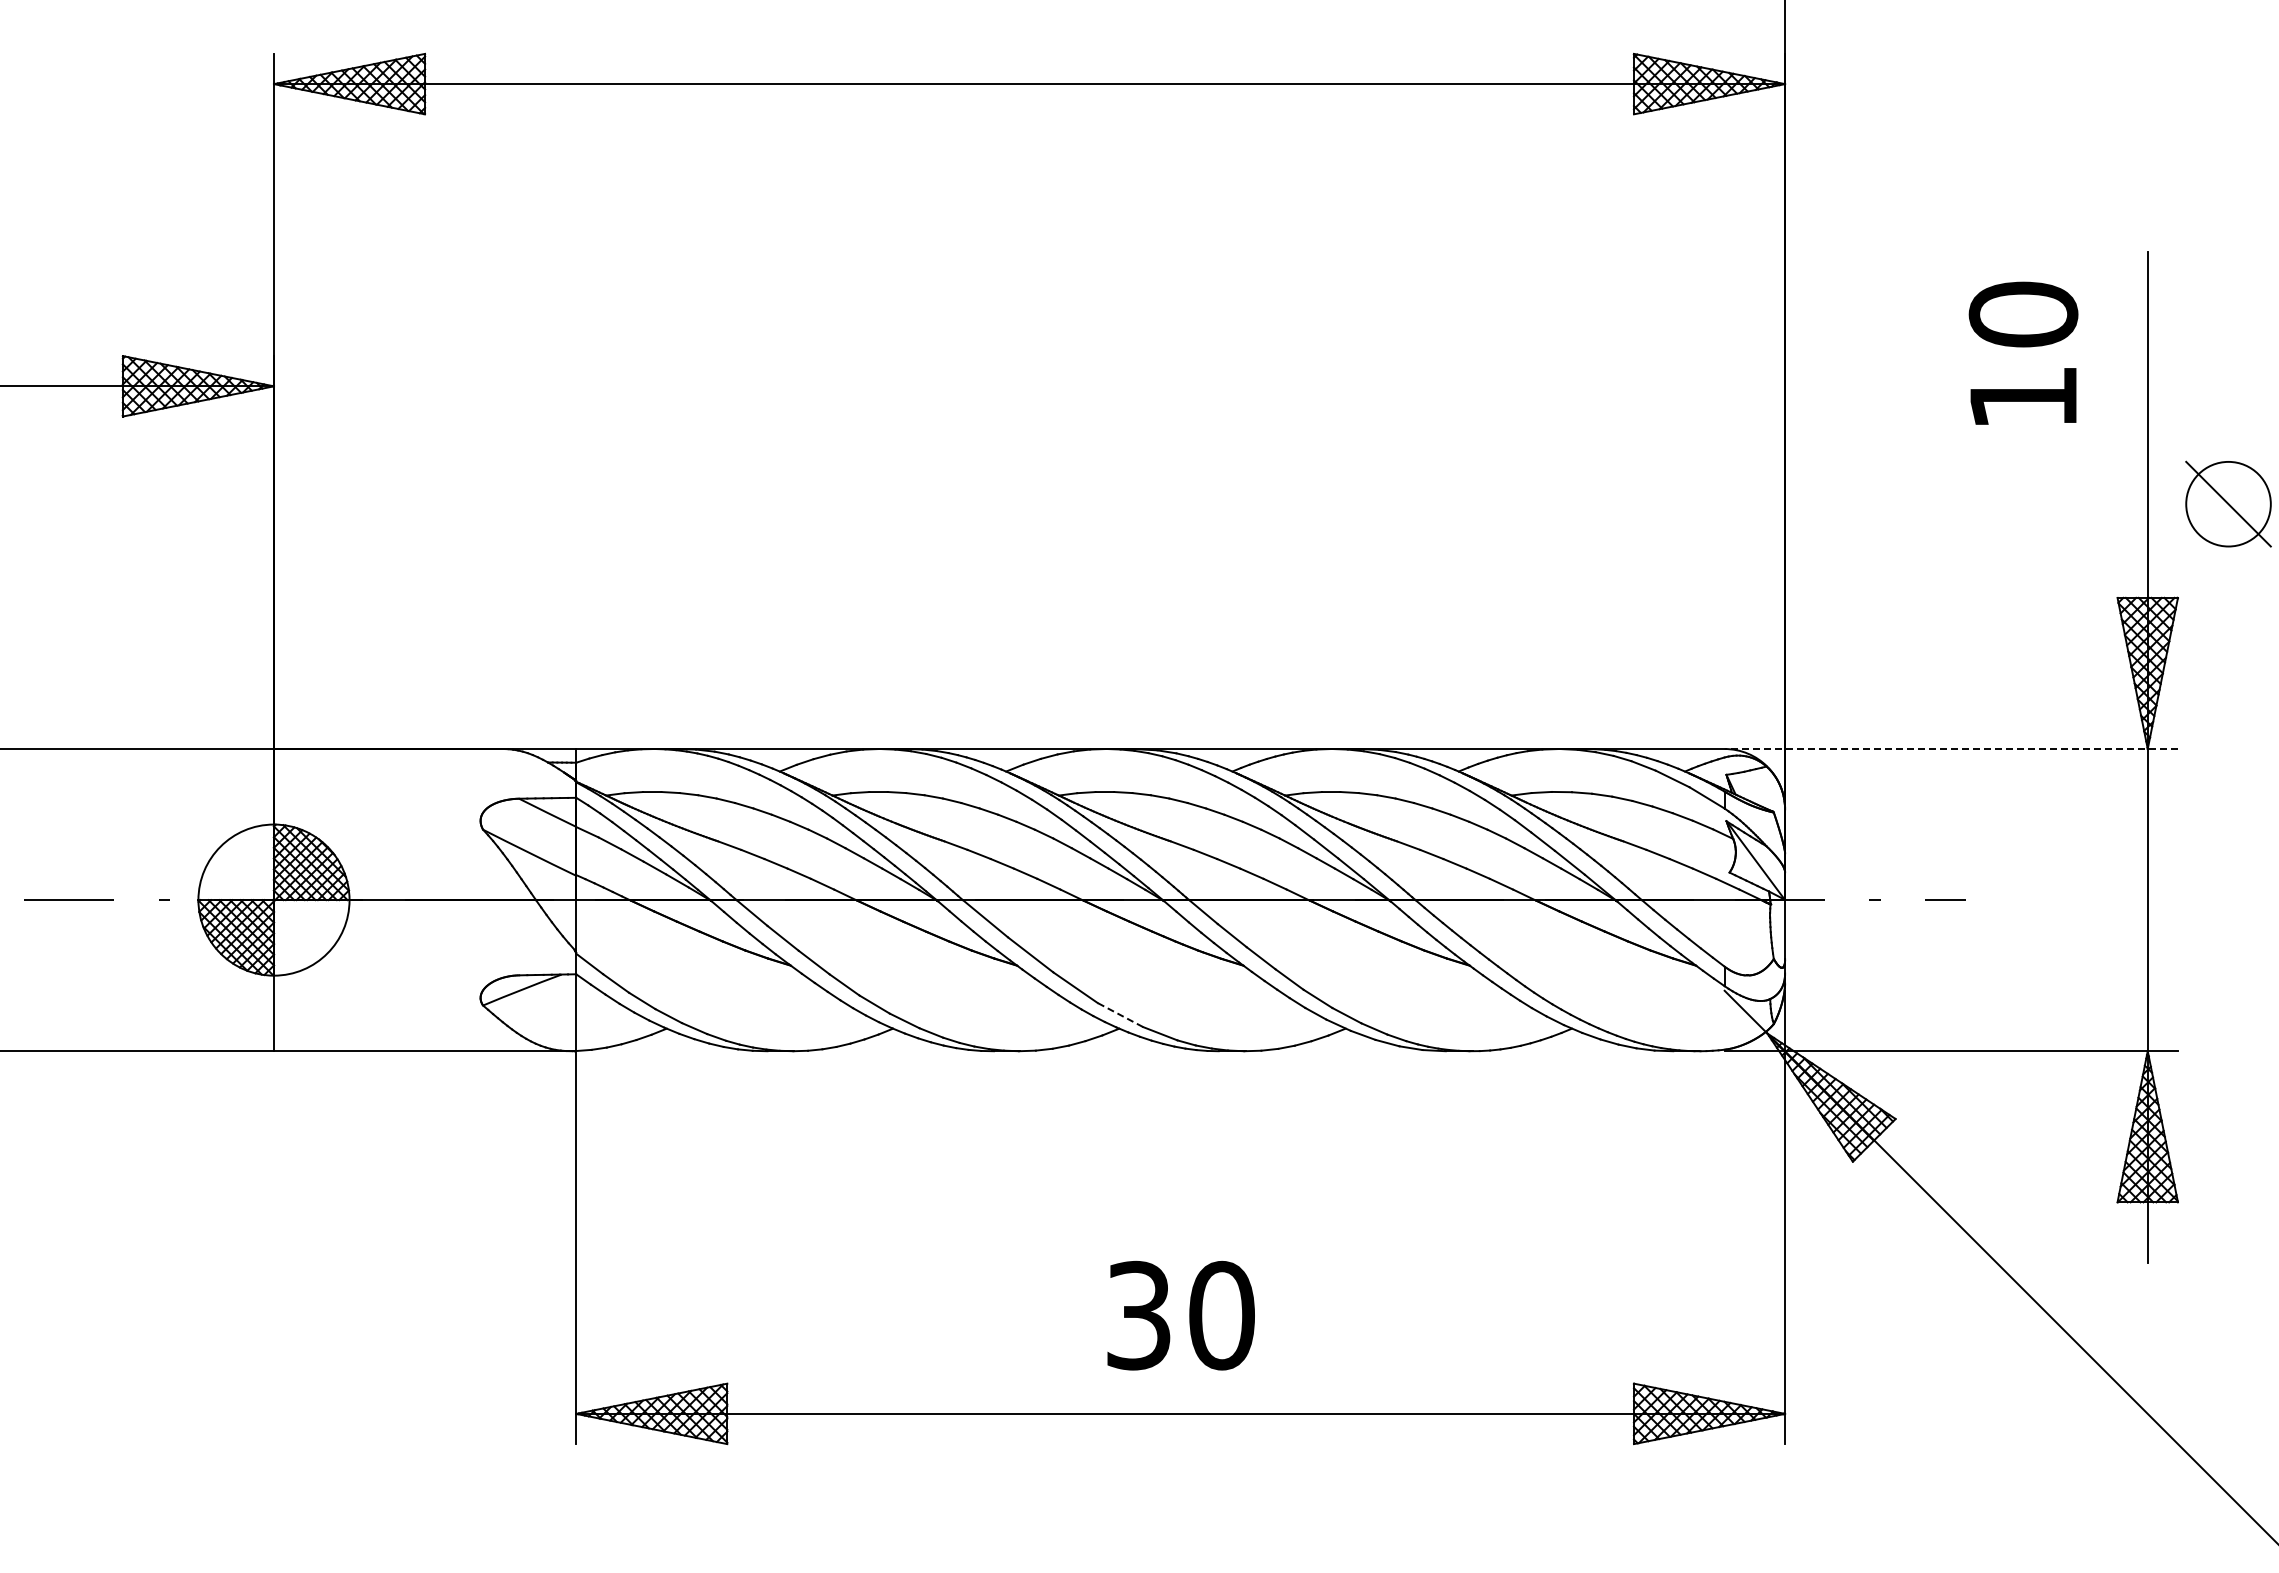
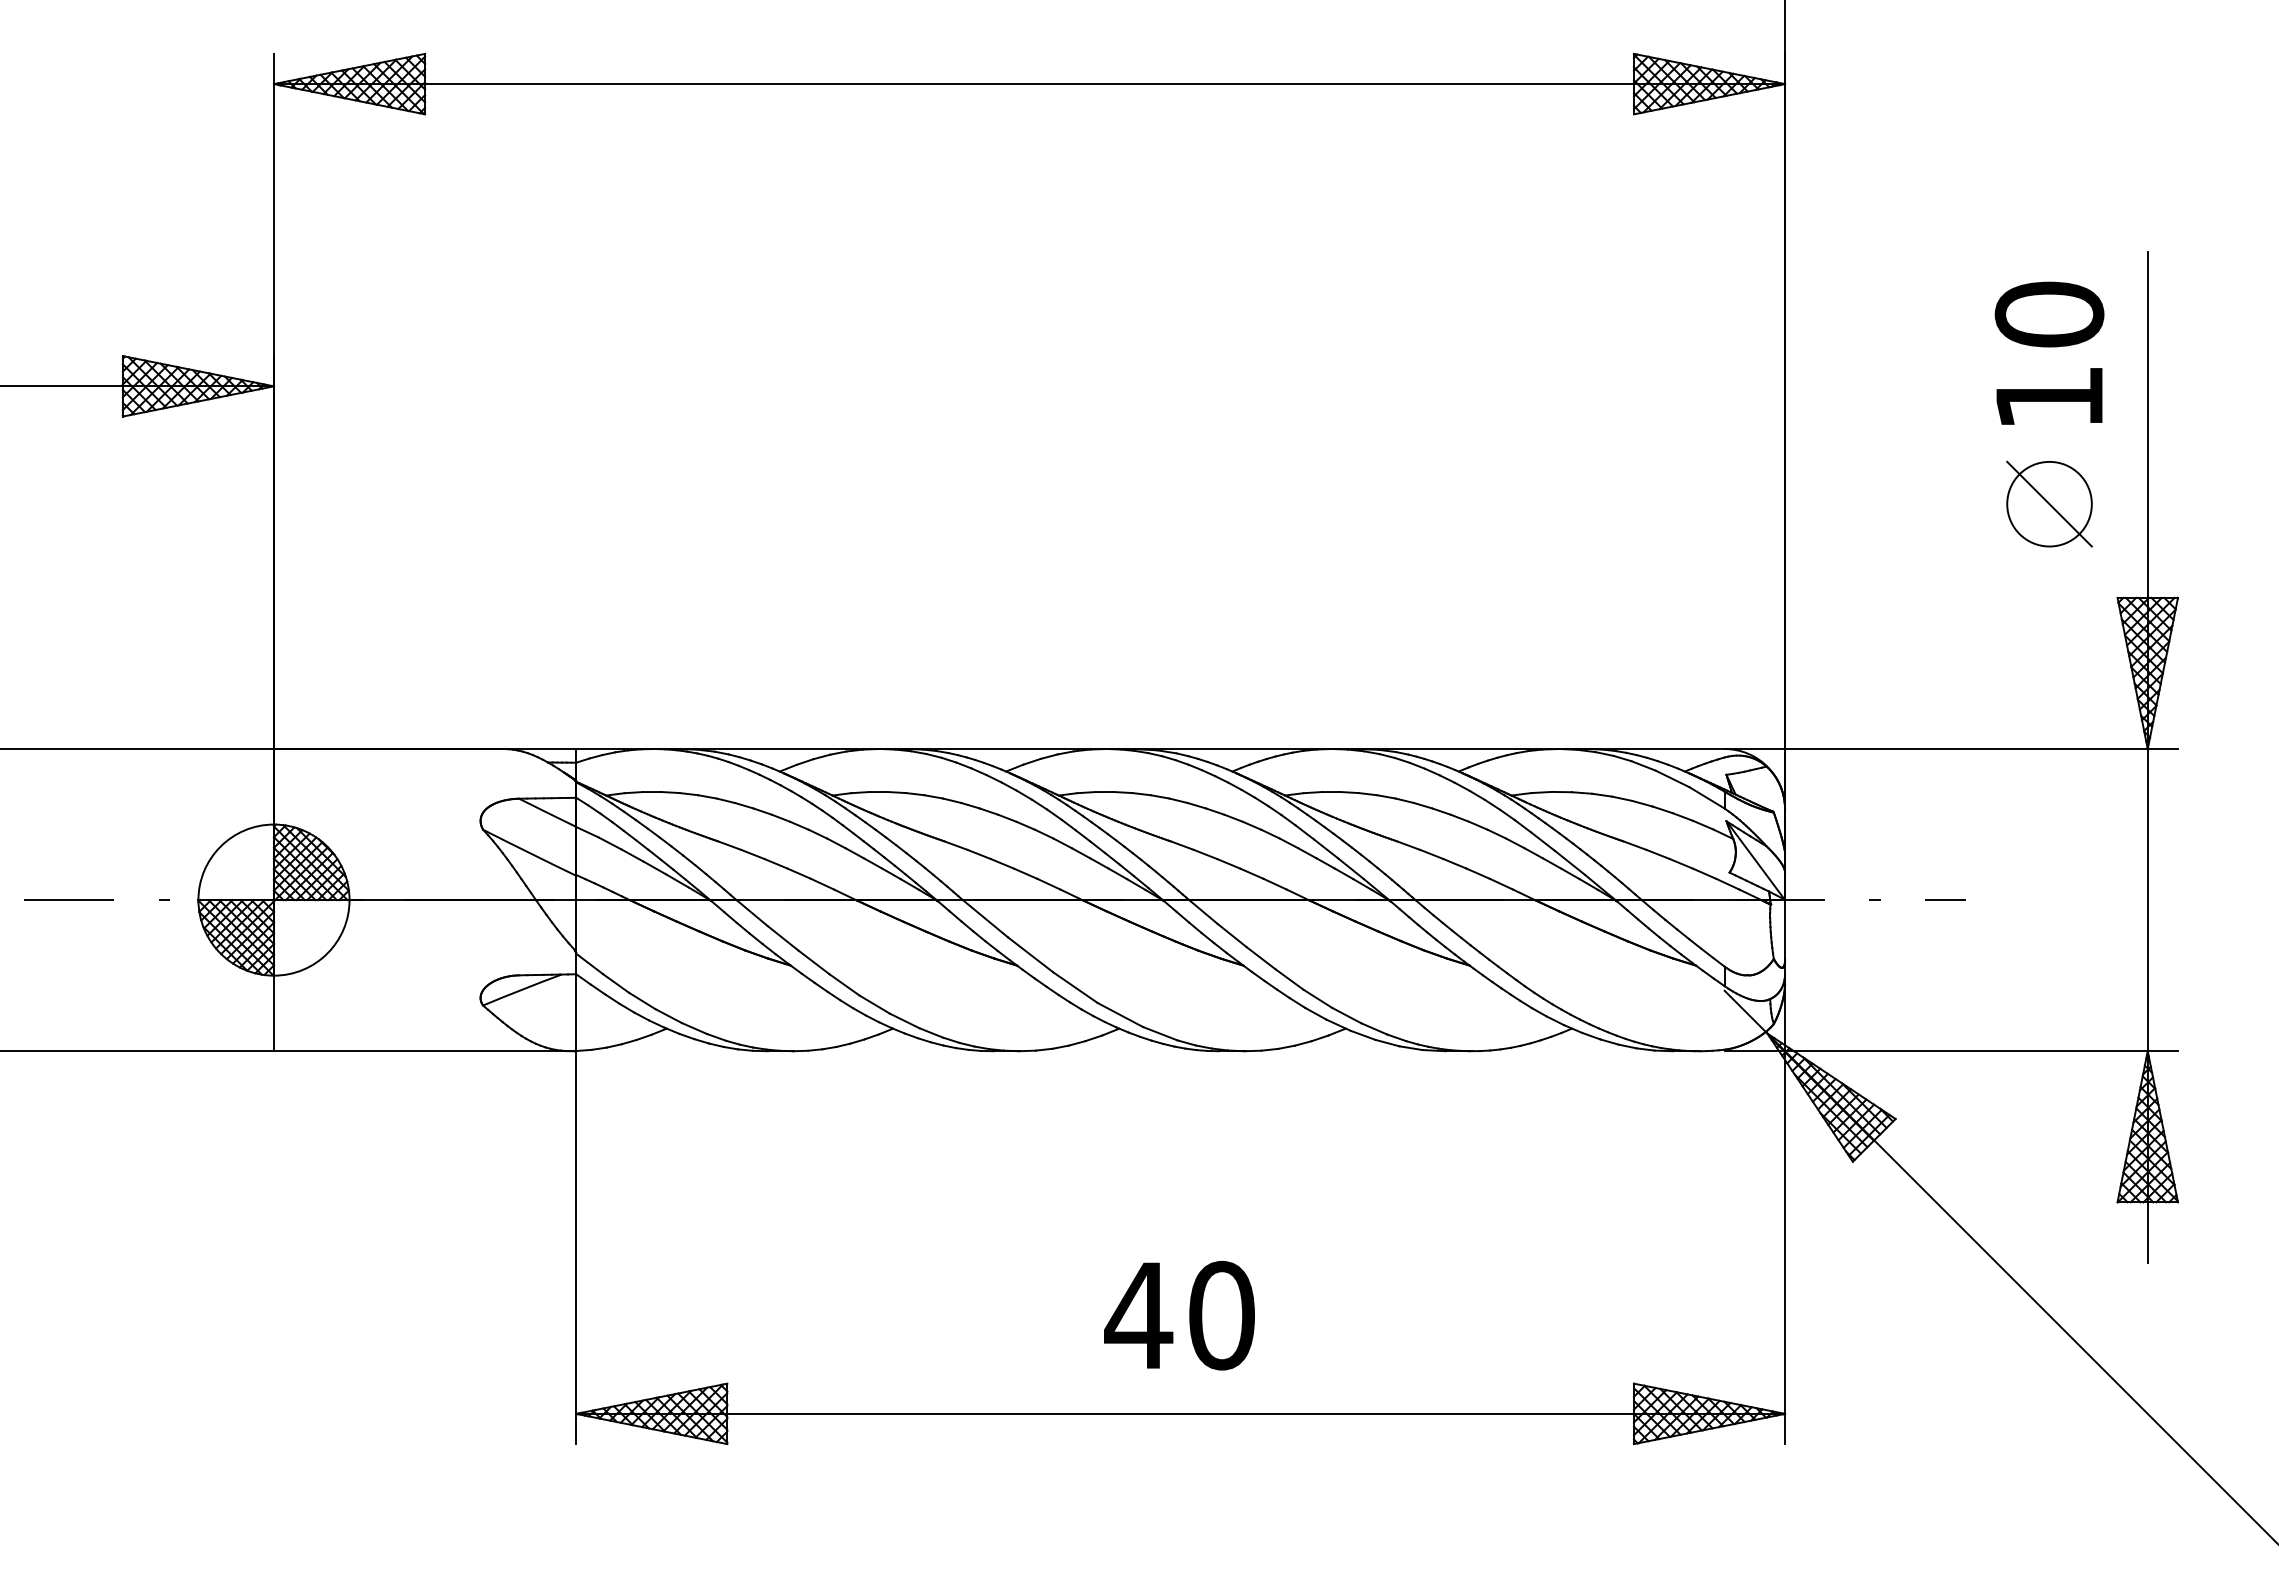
text position: (2023, 352) -> (2049, 352) (2049, 352)
part position: (2228, 503) -> (2049, 503) (2049, 503)
line: dashed -> solid (1951, 749)
line: dashed -> solid (1120, 1015)
text: 30 -> 40 (1138, 1315)
